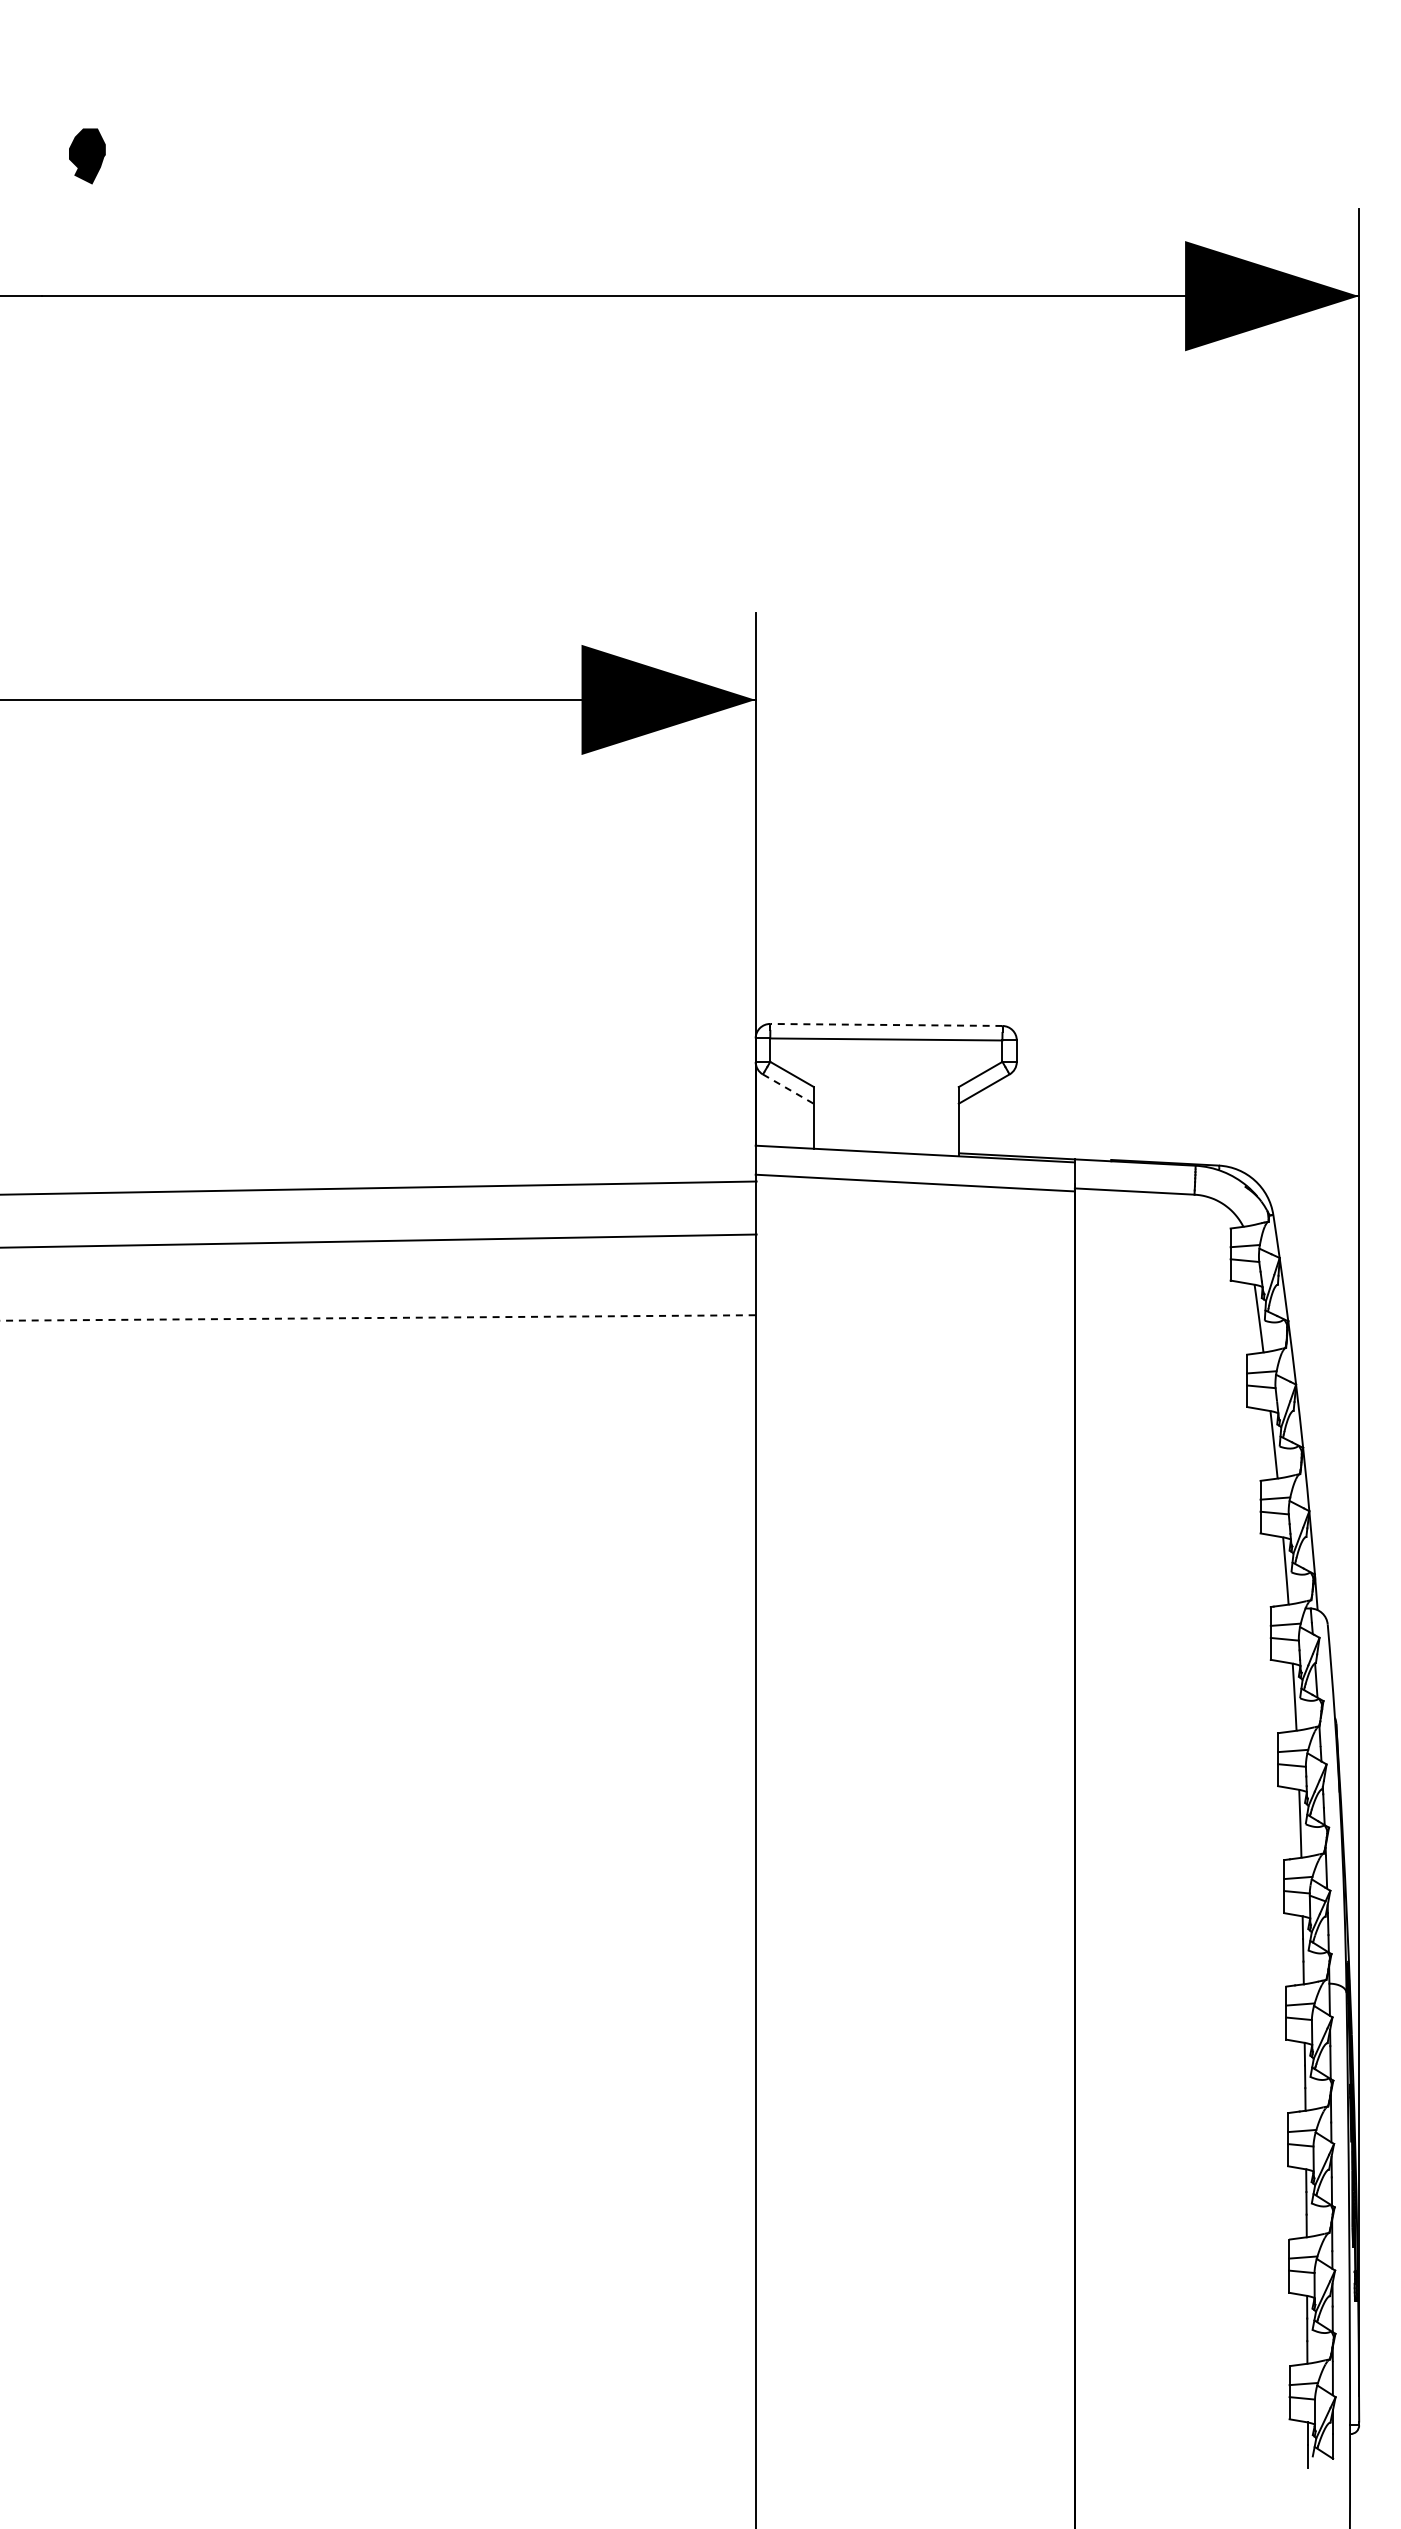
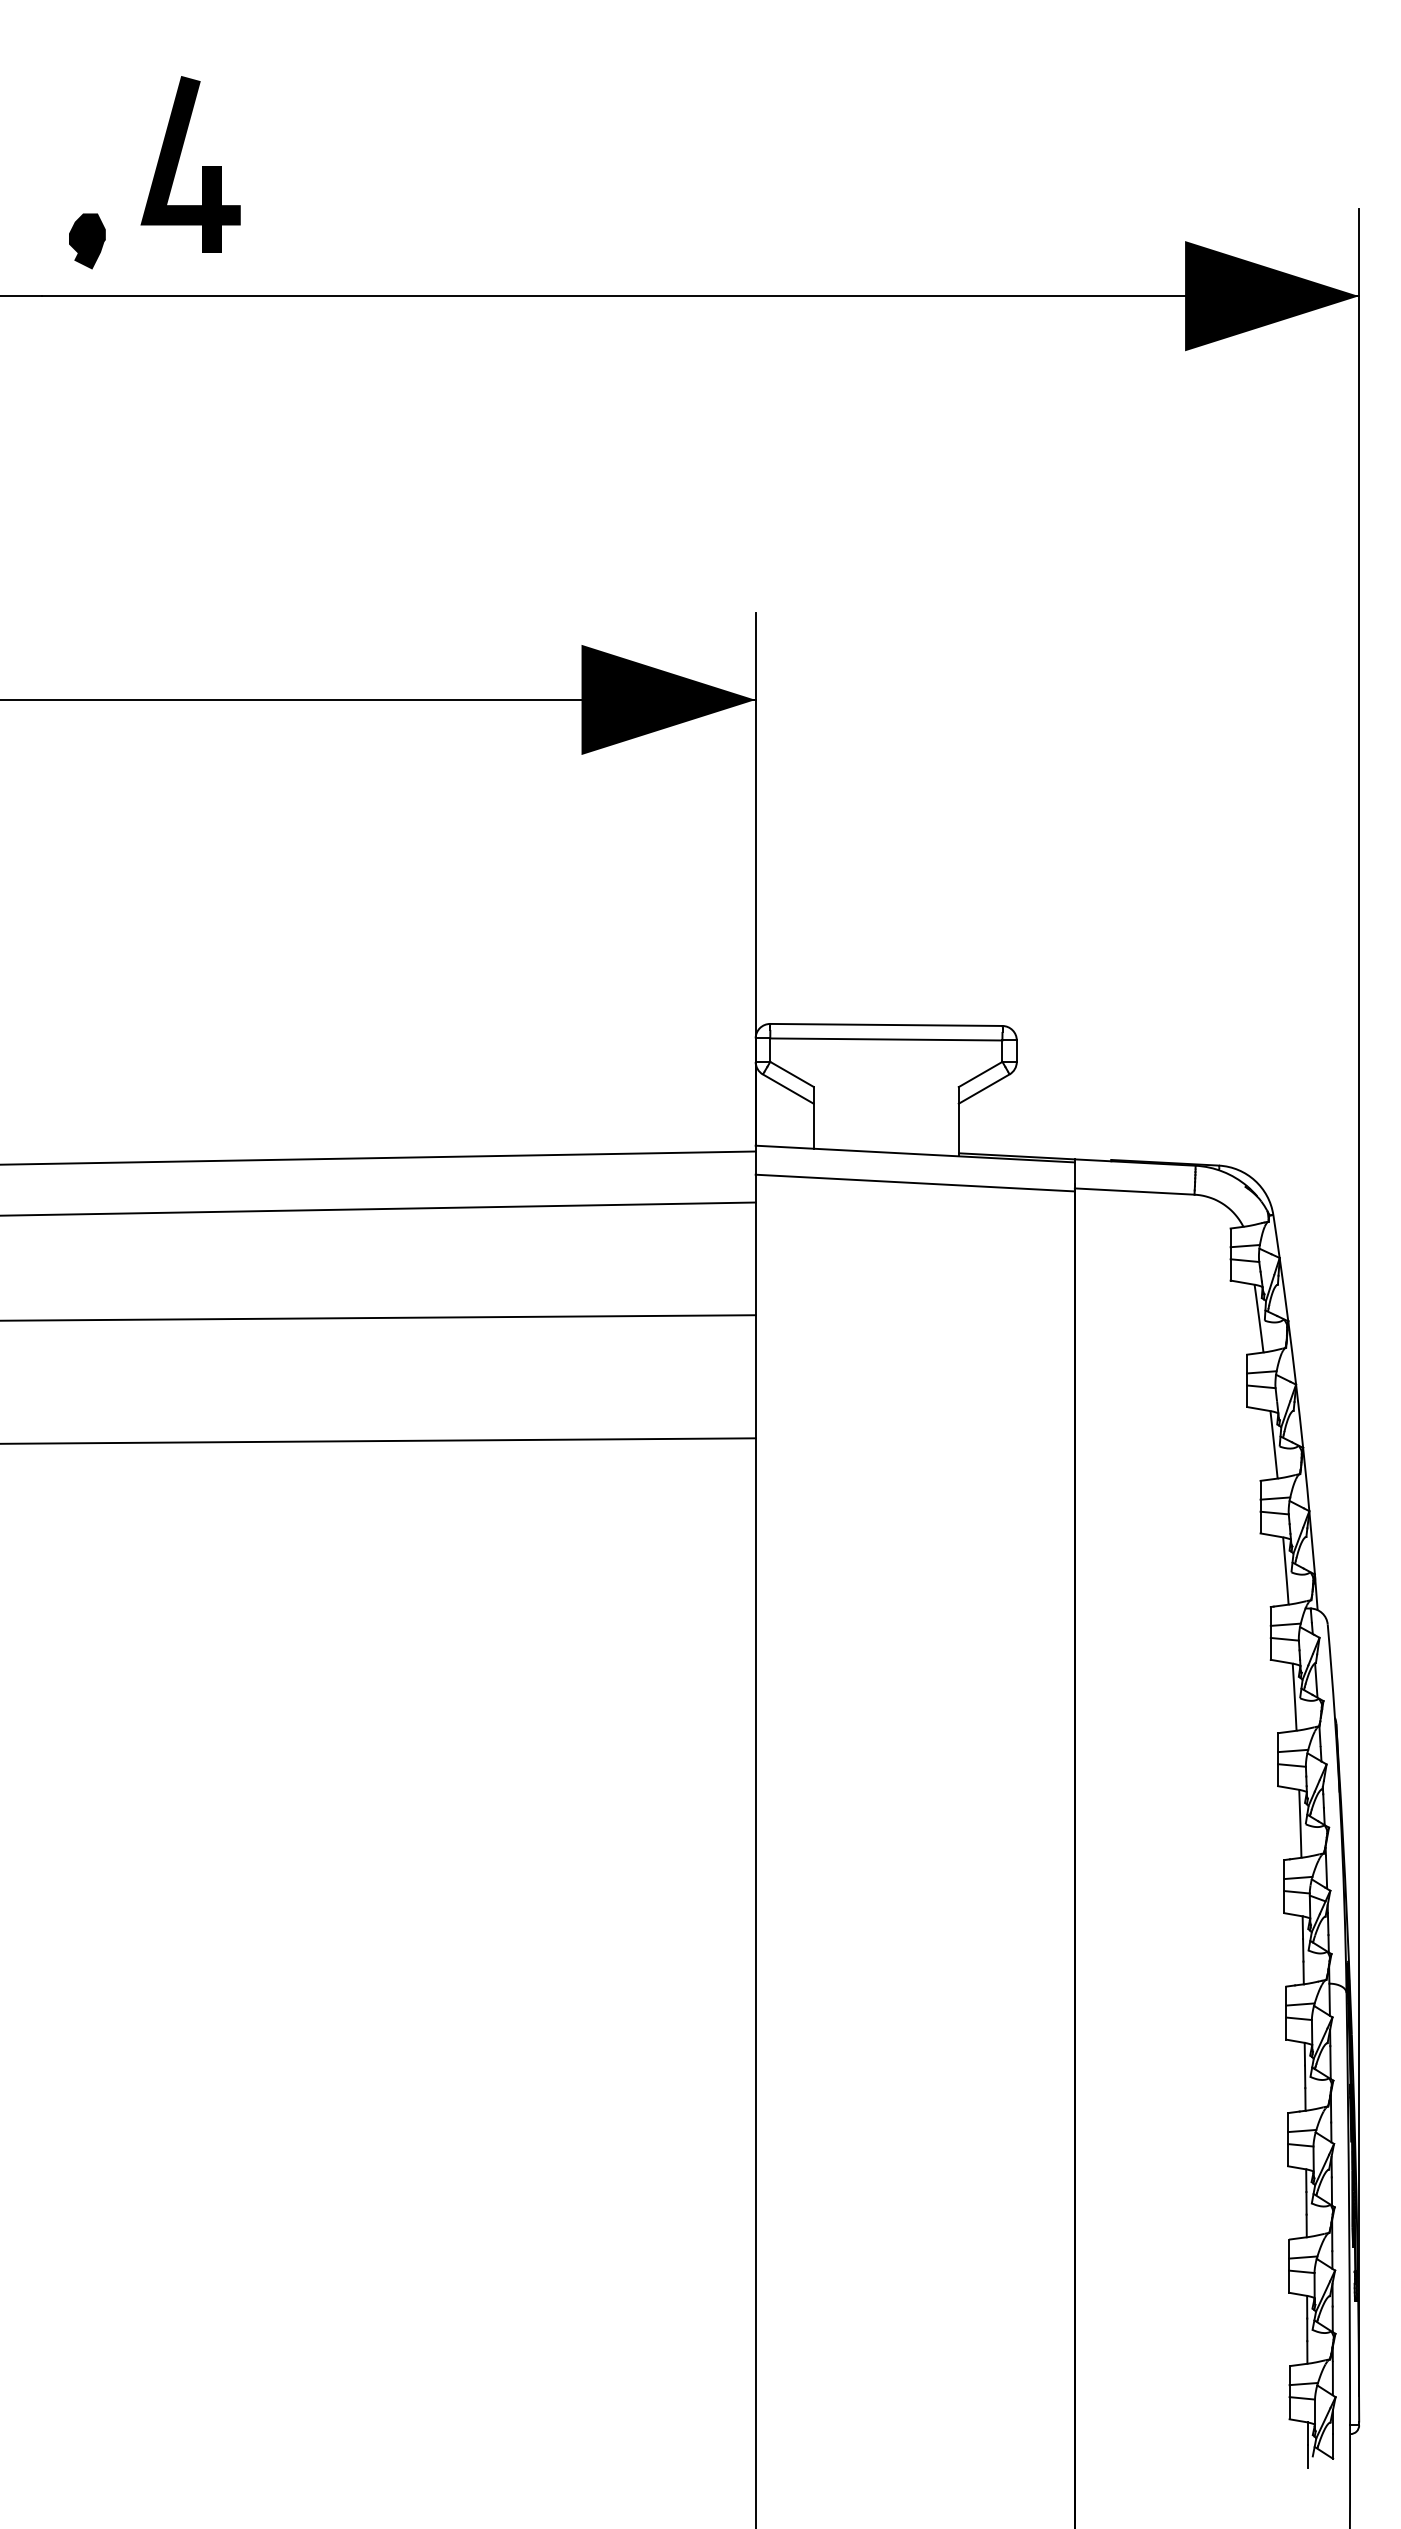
part position: (87, 156) -> (87, 241) (87, 241)
part: none -> present (179, 160)
line: dashed -> solid (885, 1024)
line: dashed -> solid (788, 1089)
line position: (379, 1187) -> (378, 1157) (378, 1157)
line position: (379, 1240) -> (378, 1208) (378, 1208)
line: dashed -> solid (378, 1317)
line: none -> present (378, 1440)
